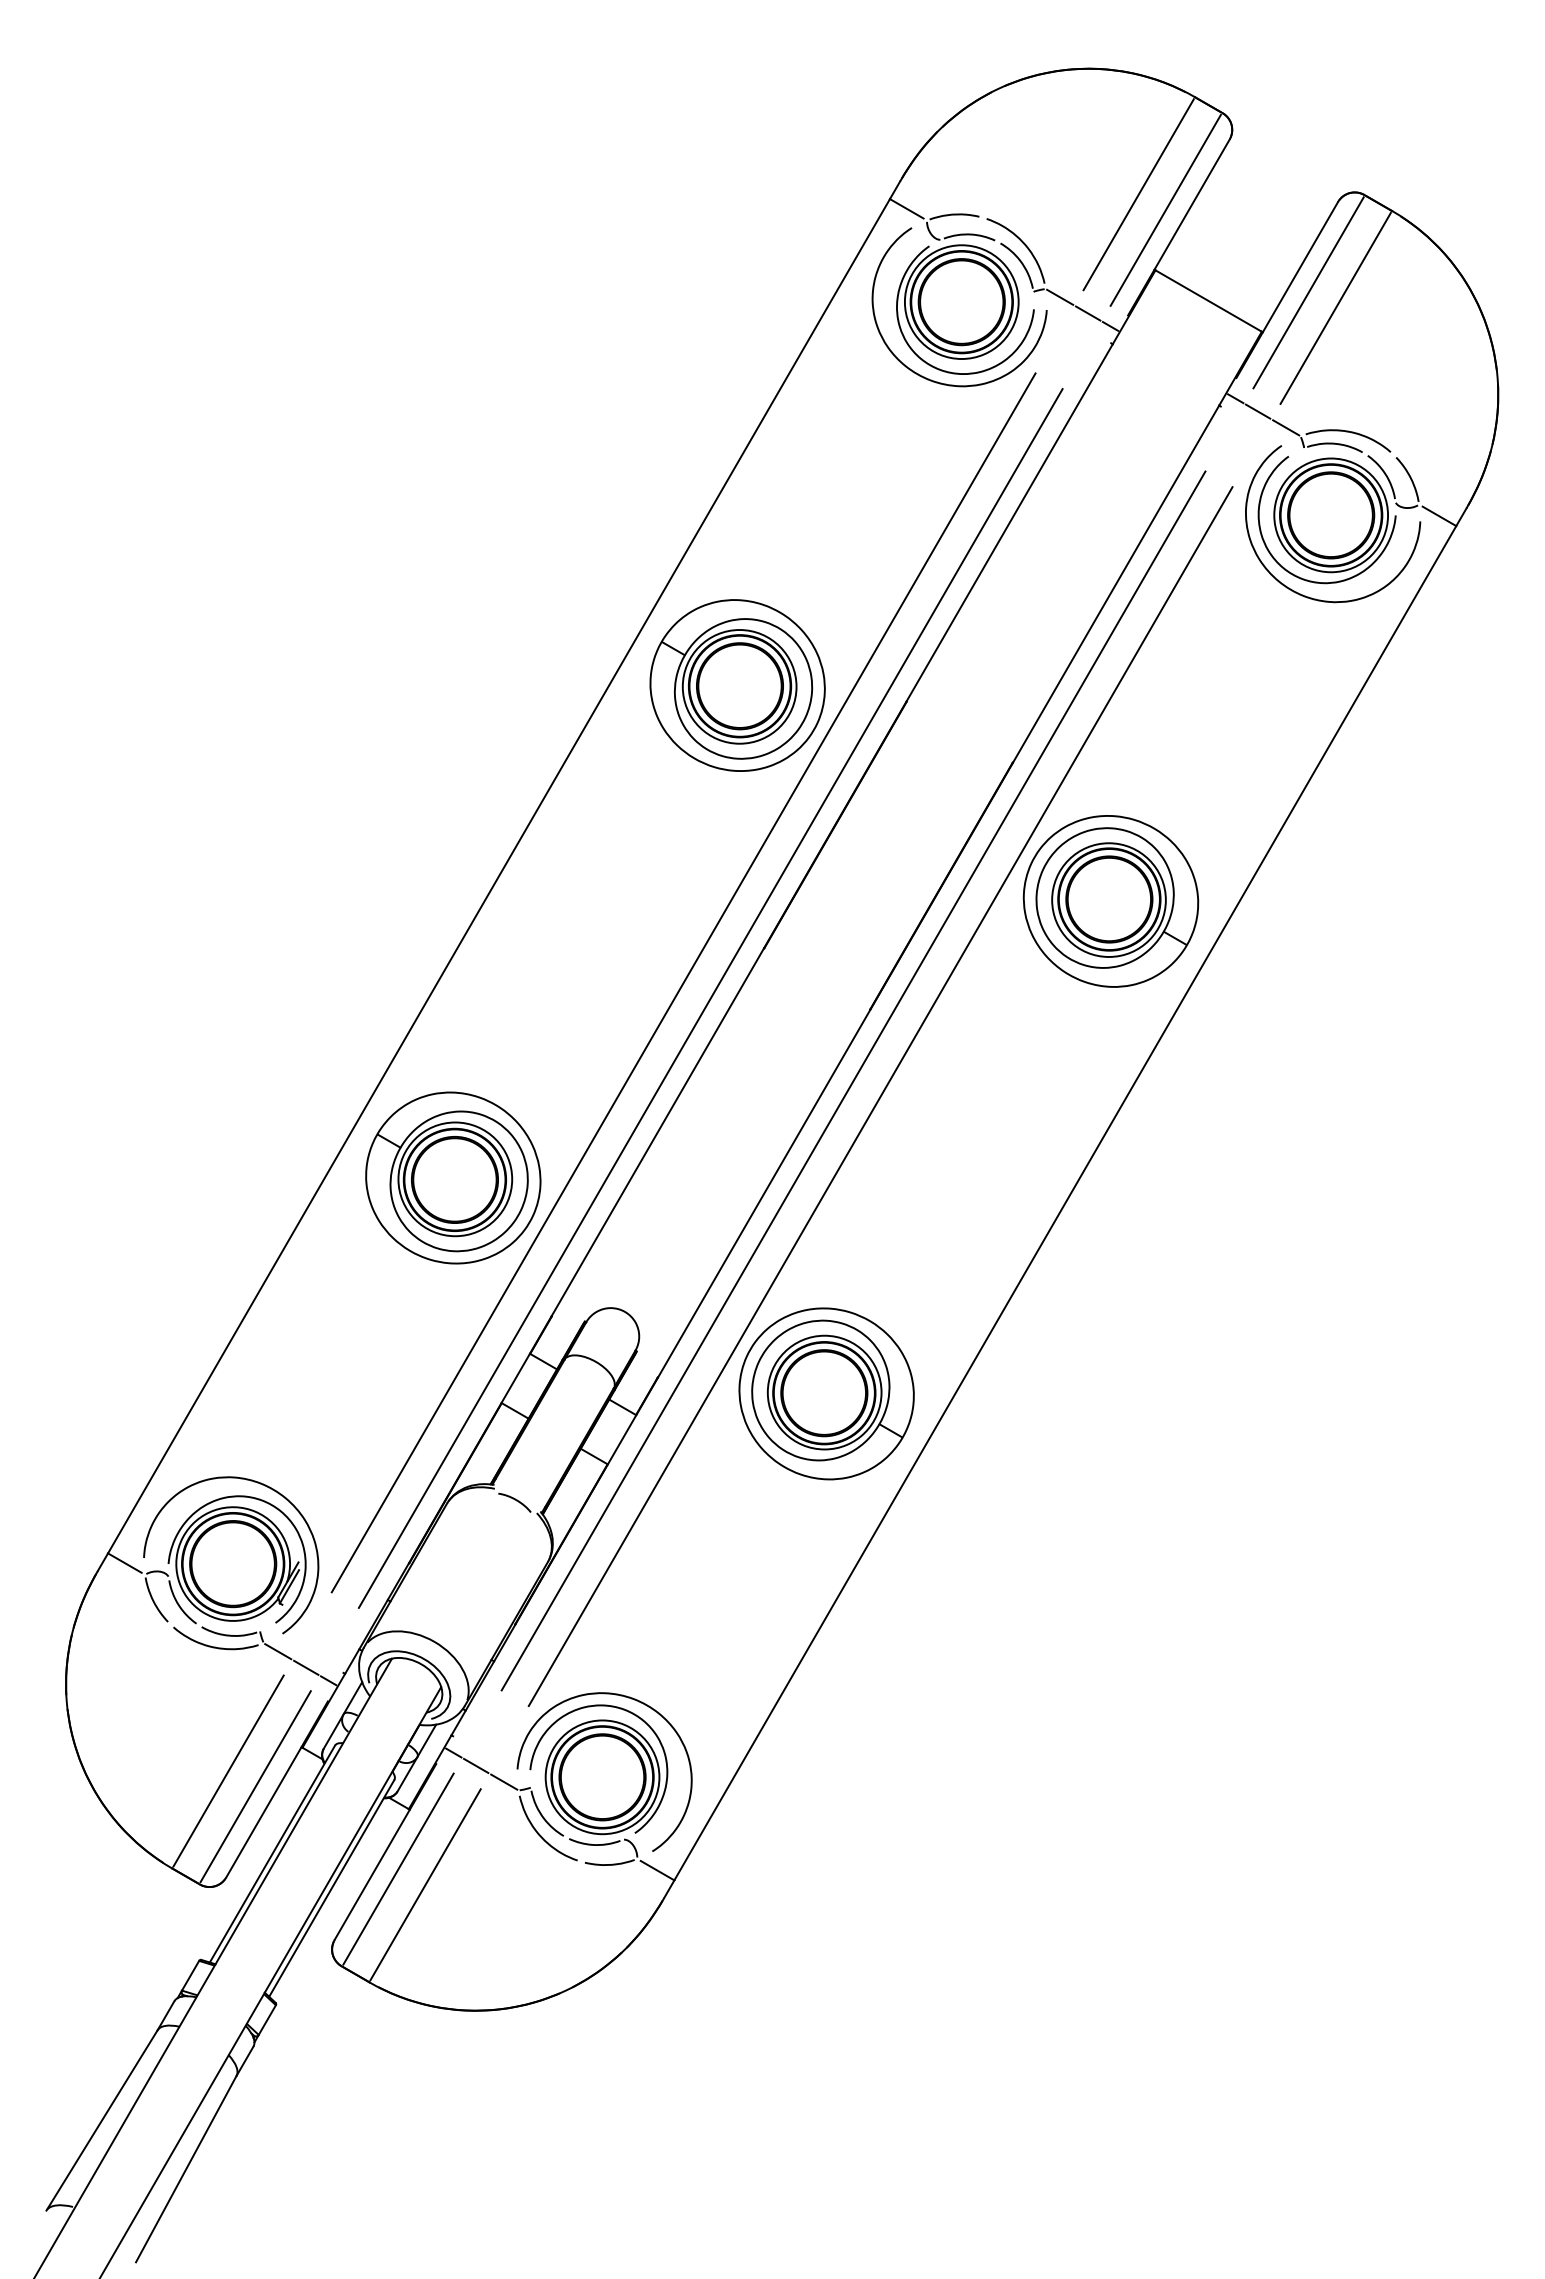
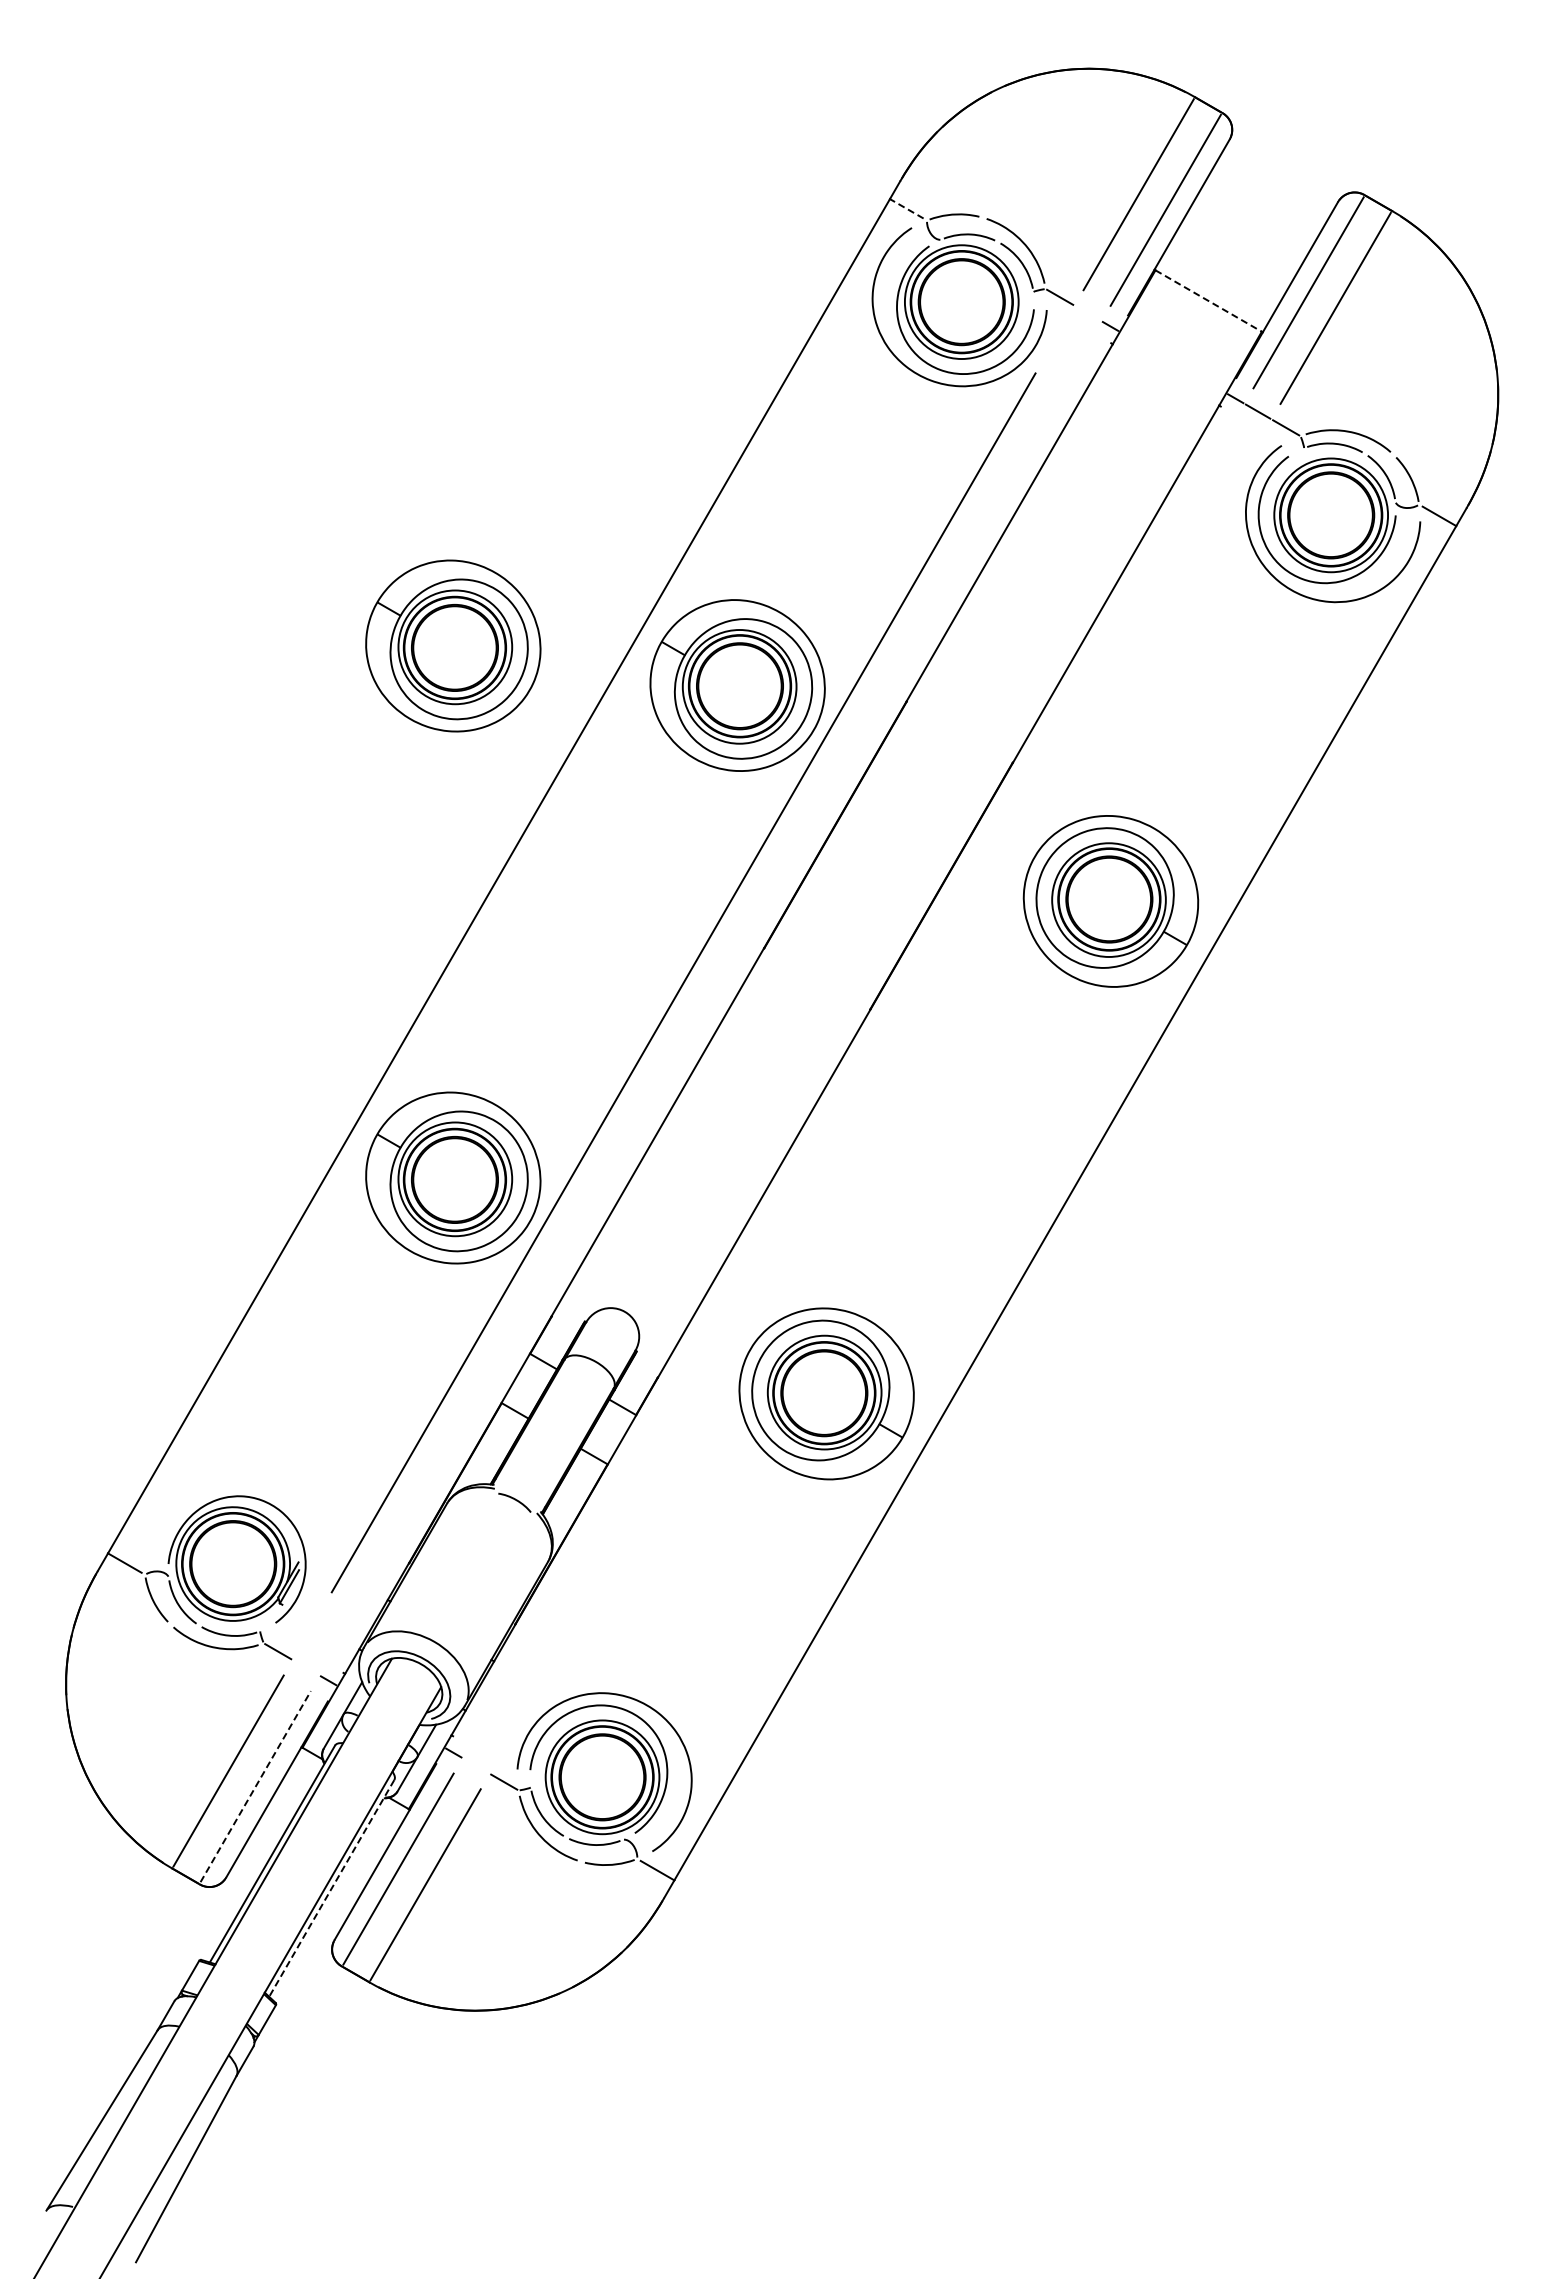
line: solid -> dashed (906, 208)
line: solid -> dashed (1209, 301)
line: present -> none (1087, 313)
part: none -> present (453, 645)
line: present -> none (710, 998)
line: present -> none (853, 1080)
line: present -> none (880, 1096)
curve: present -> none (250, 1481)
line: present -> none (306, 1667)
line: present -> none (475, 1765)
line: solid -> dashed (255, 1786)
line: solid -> dashed (331, 1888)
